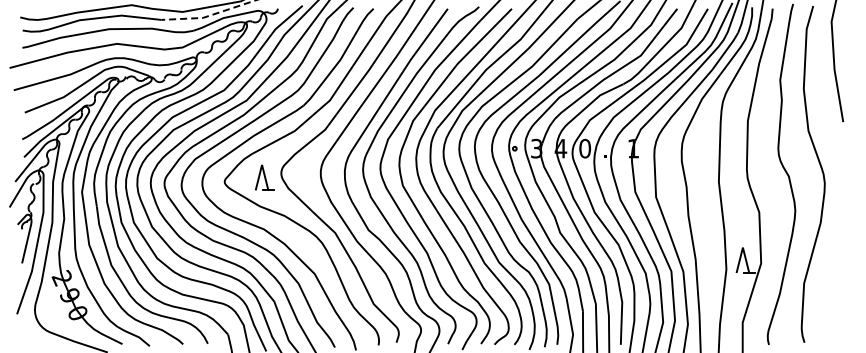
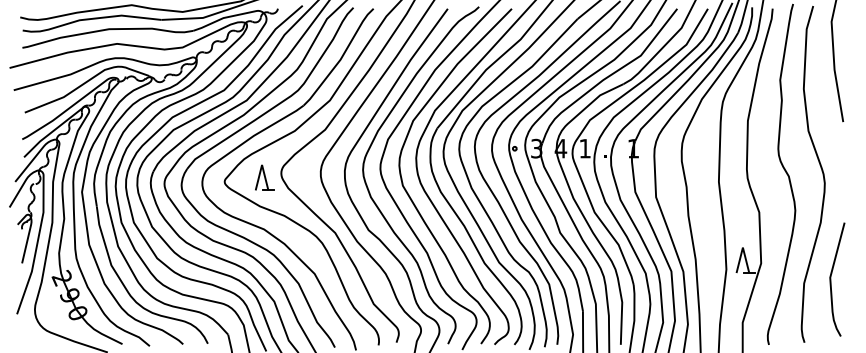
line: dashed -> solid (209, 15)
text: 0 -> 1 (585, 148)
curve: none -> present (831, 279)
